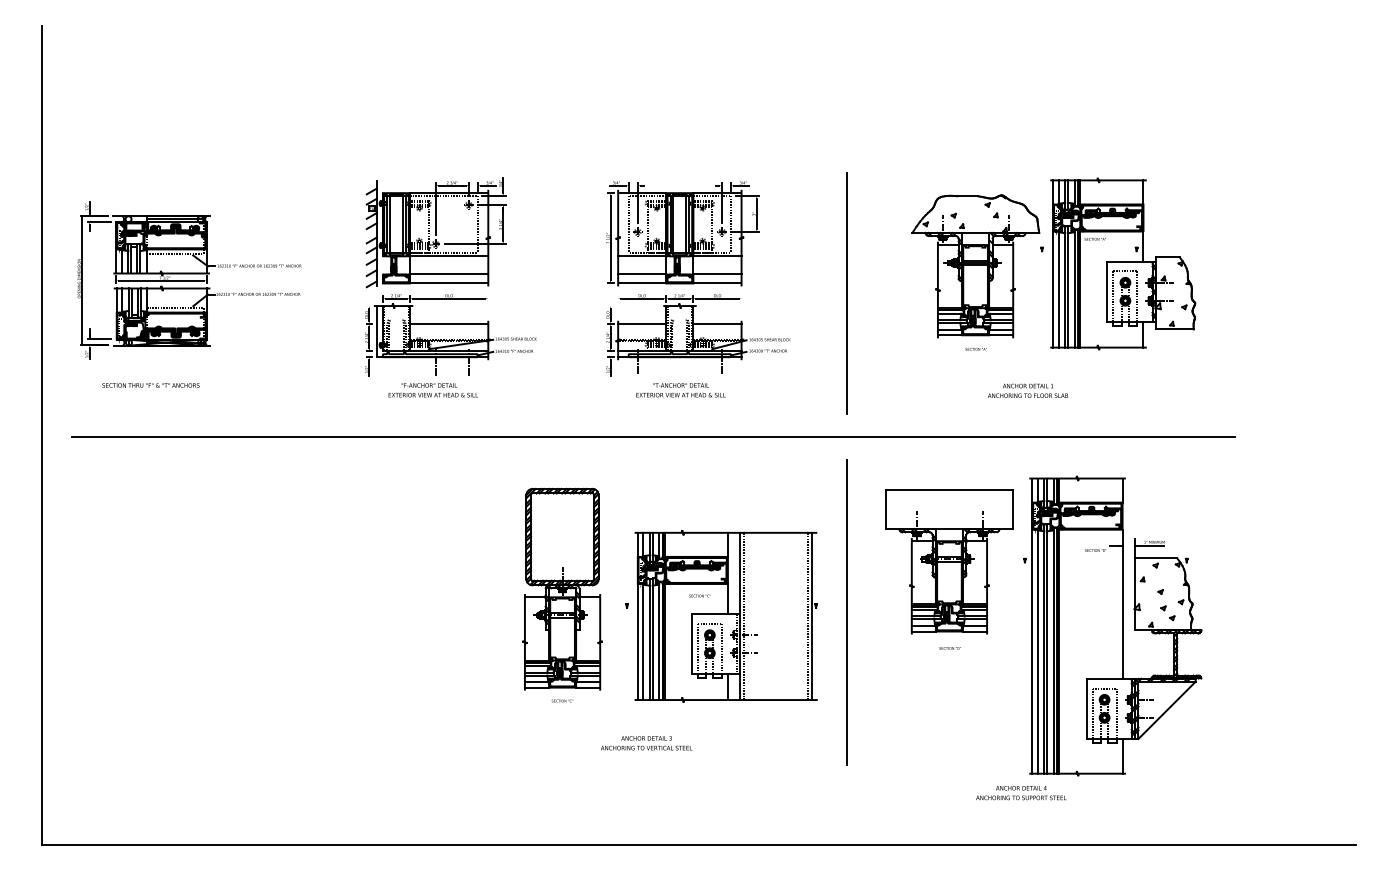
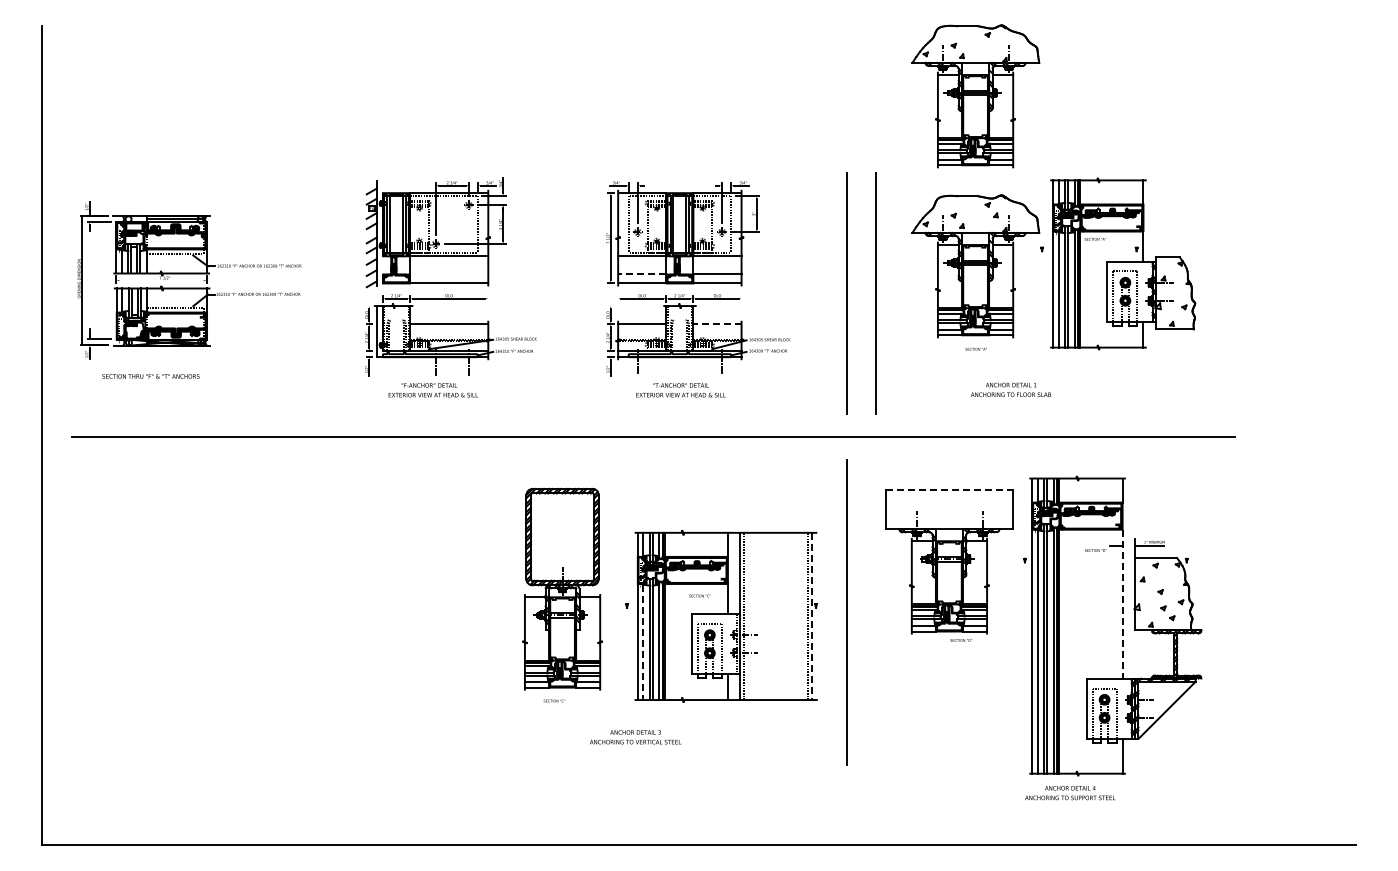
part: none -> present (975, 96)
line: present -> none (449, 274)
line: solid -> dashed (641, 274)
line: present -> none (161, 280)
line: none -> present (875, 293)
line: solid -> dashed (716, 324)
text position: (150, 385) -> (150, 376) (150, 376)
text position: (1027, 390) -> (1010, 389) (1010, 389)
line: solid -> dashed (950, 490)
line: solid -> dashed (1122, 604)
line: solid -> dashed (812, 617)
line: solid -> dashed (643, 642)
text position: (949, 648) -> (960, 640) (960, 640)
text position: (562, 700) -> (554, 700) (554, 700)
text position: (646, 743) -> (635, 737) (635, 737)
text position: (1021, 793) -> (1070, 793) (1070, 793)
